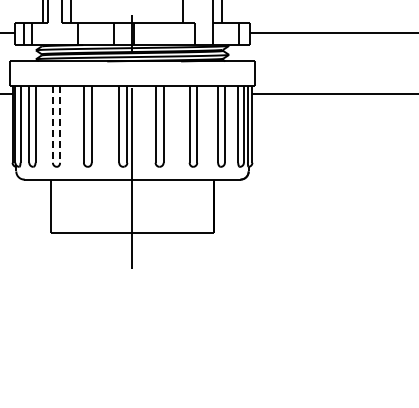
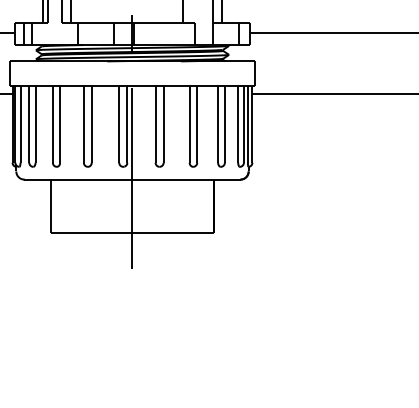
line: dashed -> solid (52, 124)
line: dashed -> solid (60, 124)
